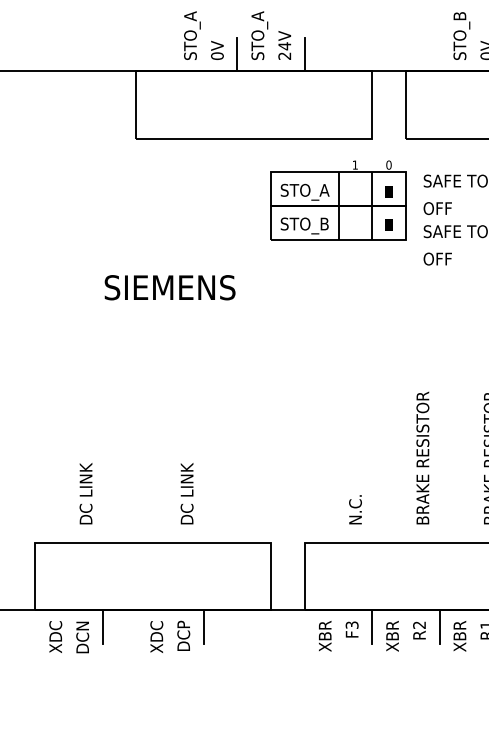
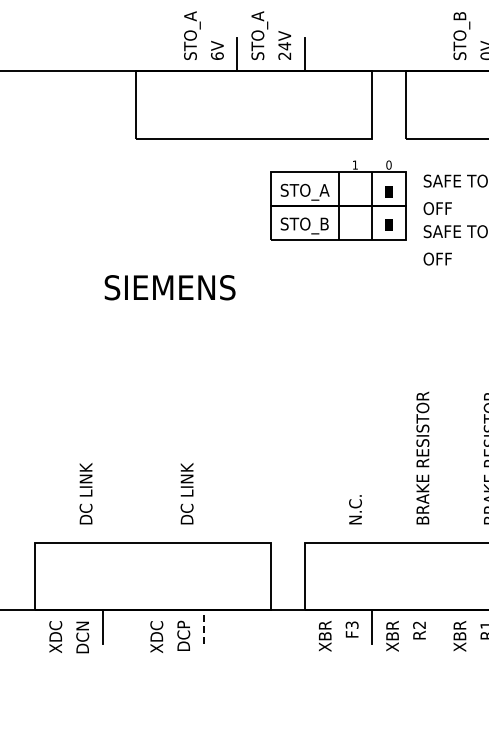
text: 0V -> 6V (217, 55)
line: solid -> dashed (203, 626)
line: present -> none (439, 626)
